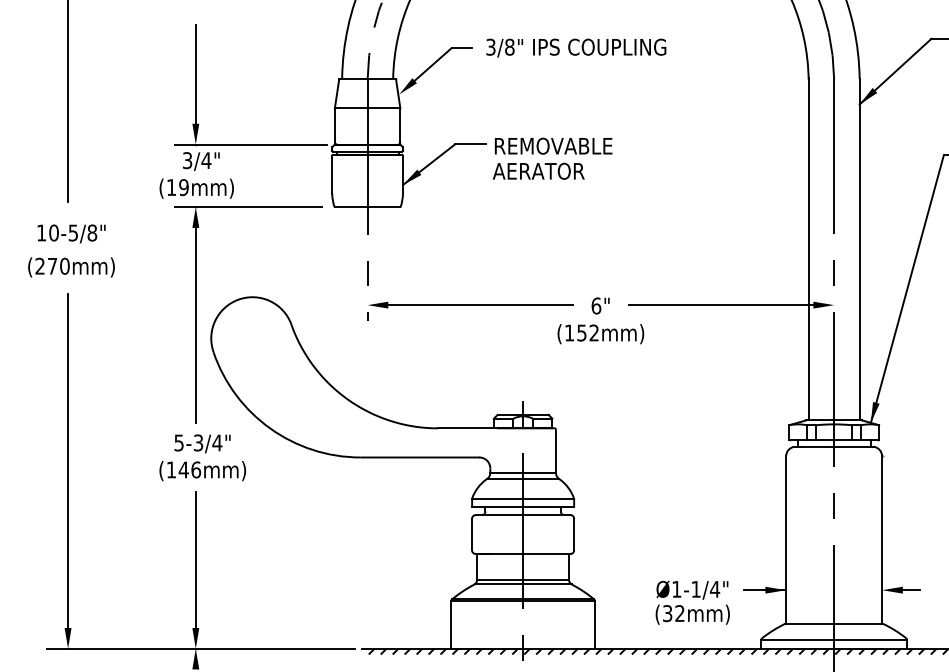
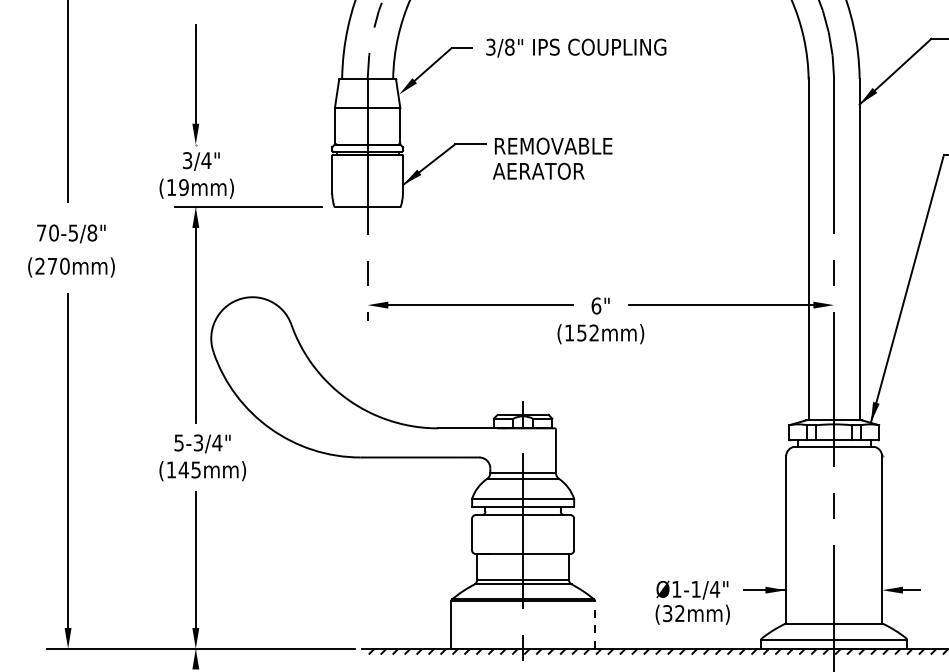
line: present -> none (250, 144)
text: 10-5/8" -> 70-5/8" (41, 232)
text: (146mm) -> (145mm) (196, 469)
line: solid -> dashed (595, 625)
